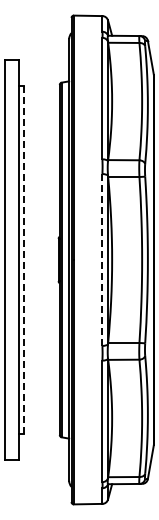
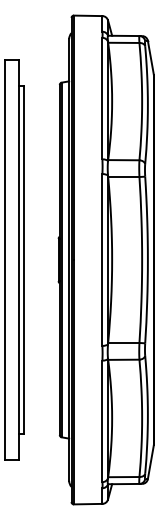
line: dashed -> solid (24, 260)
line: dashed -> solid (102, 260)
